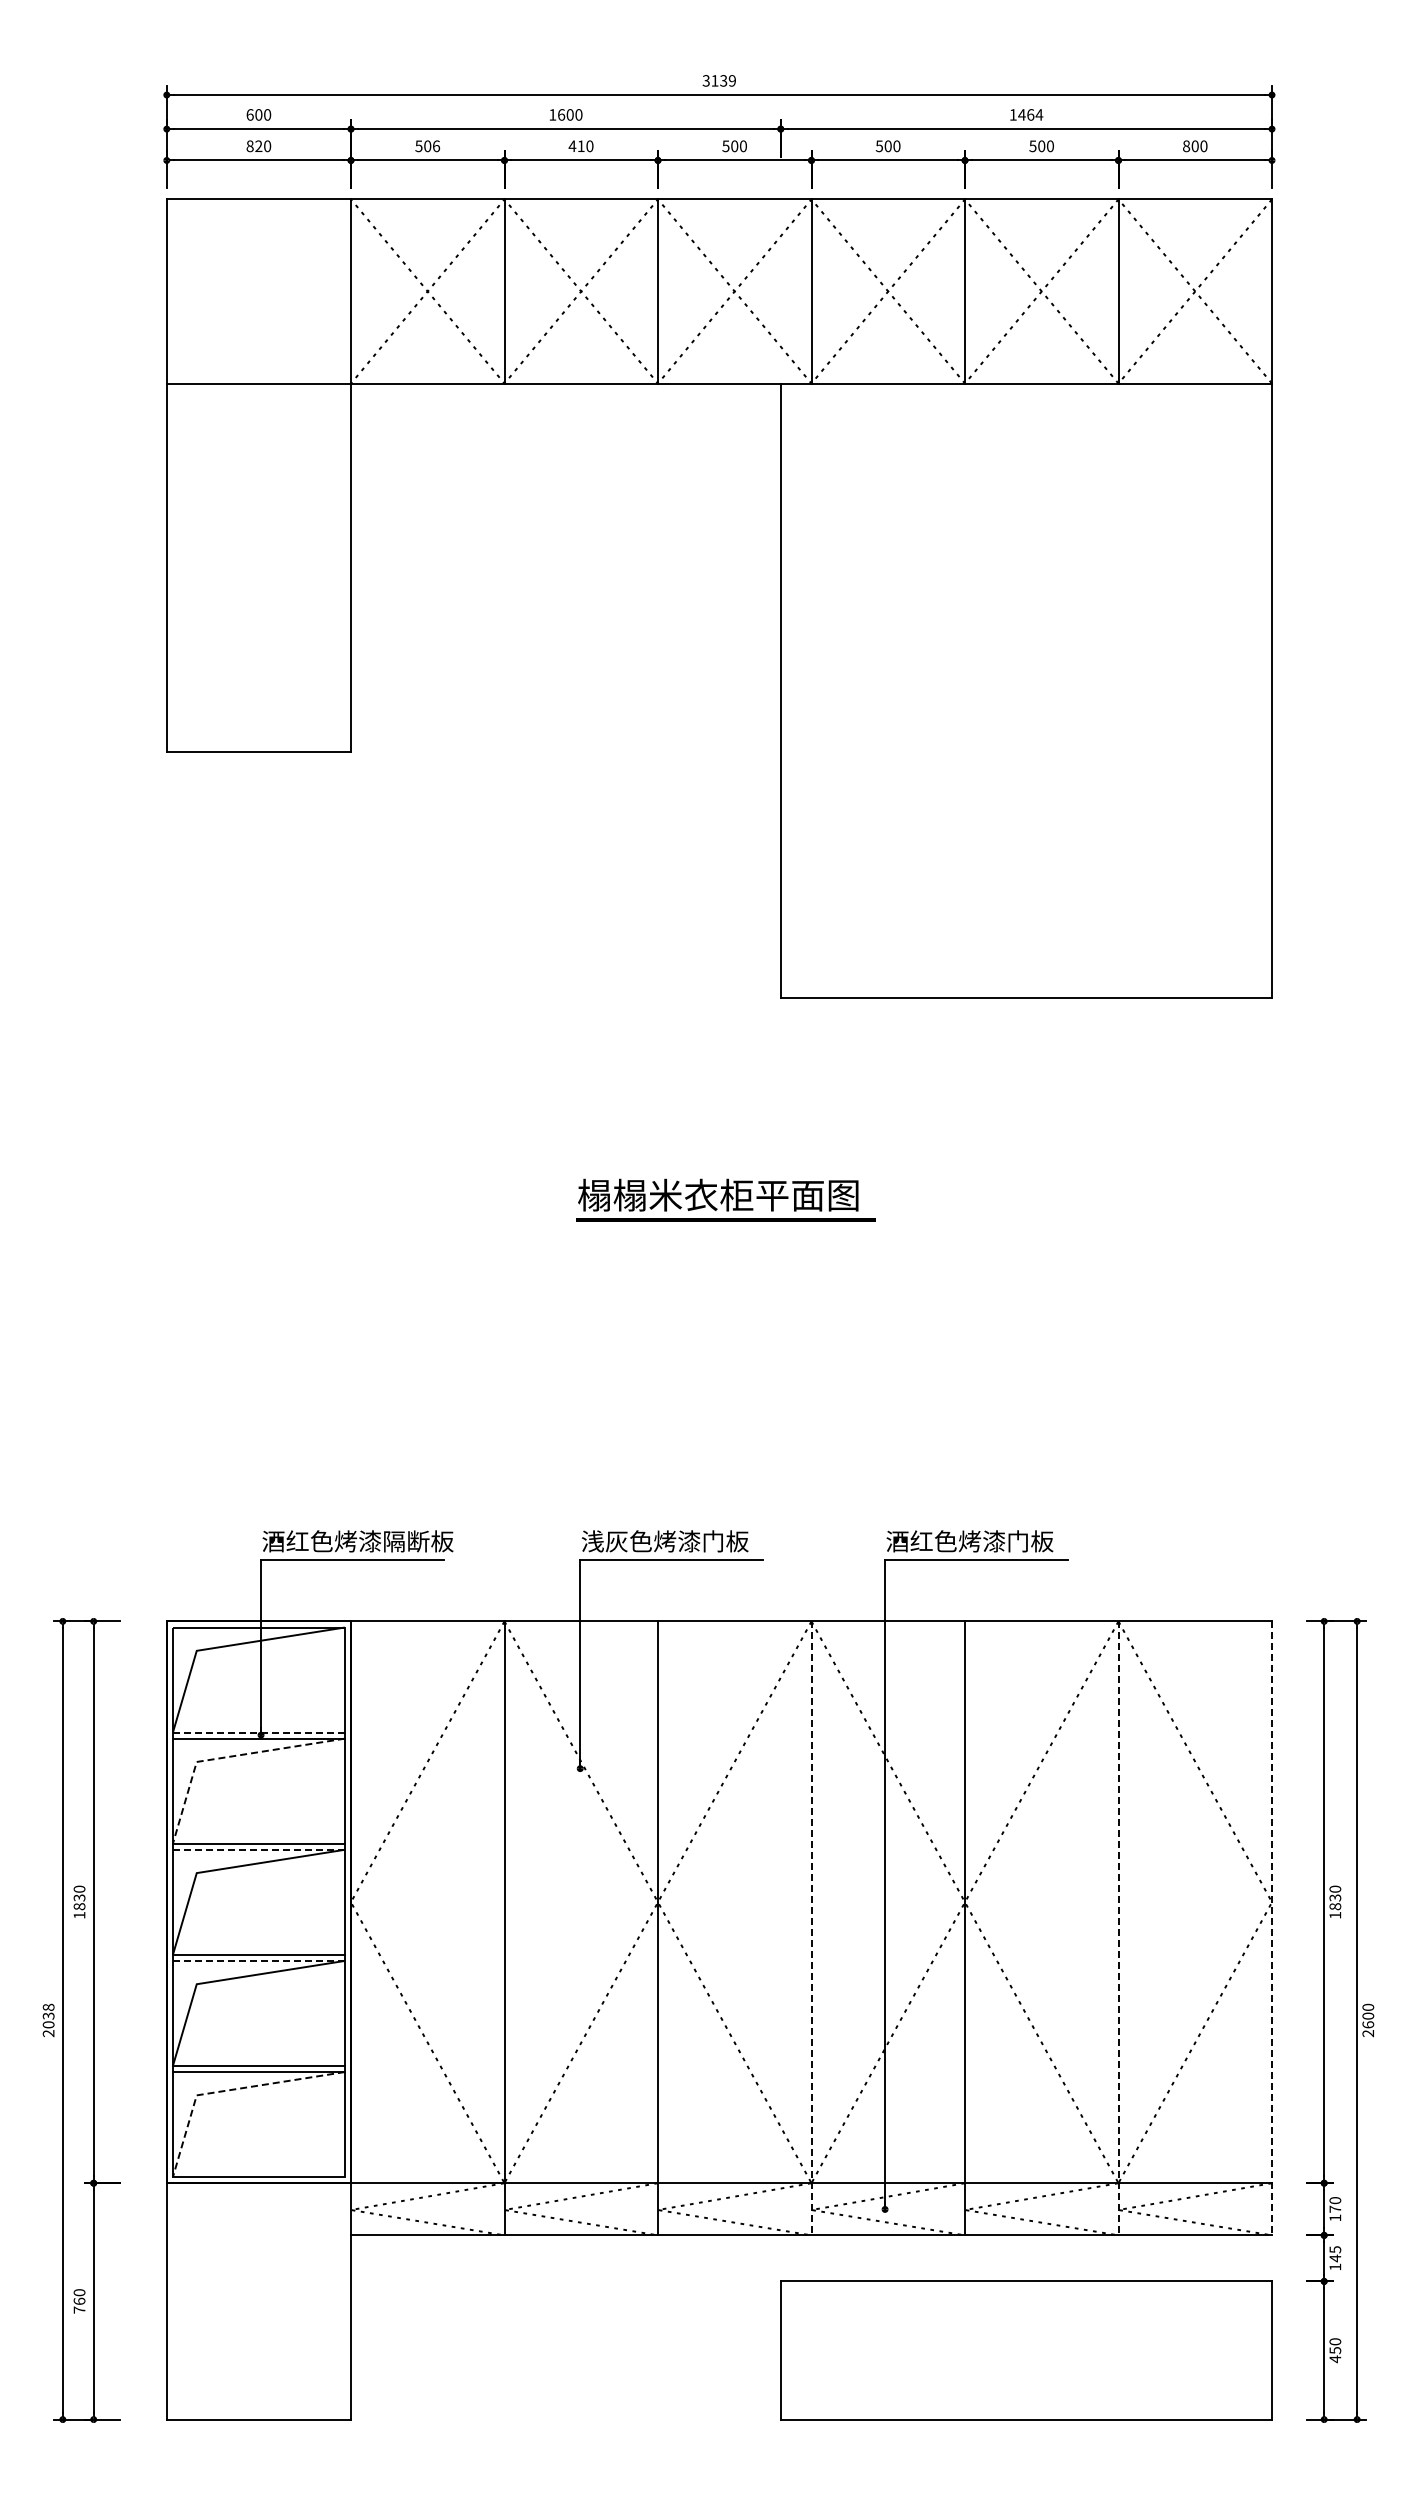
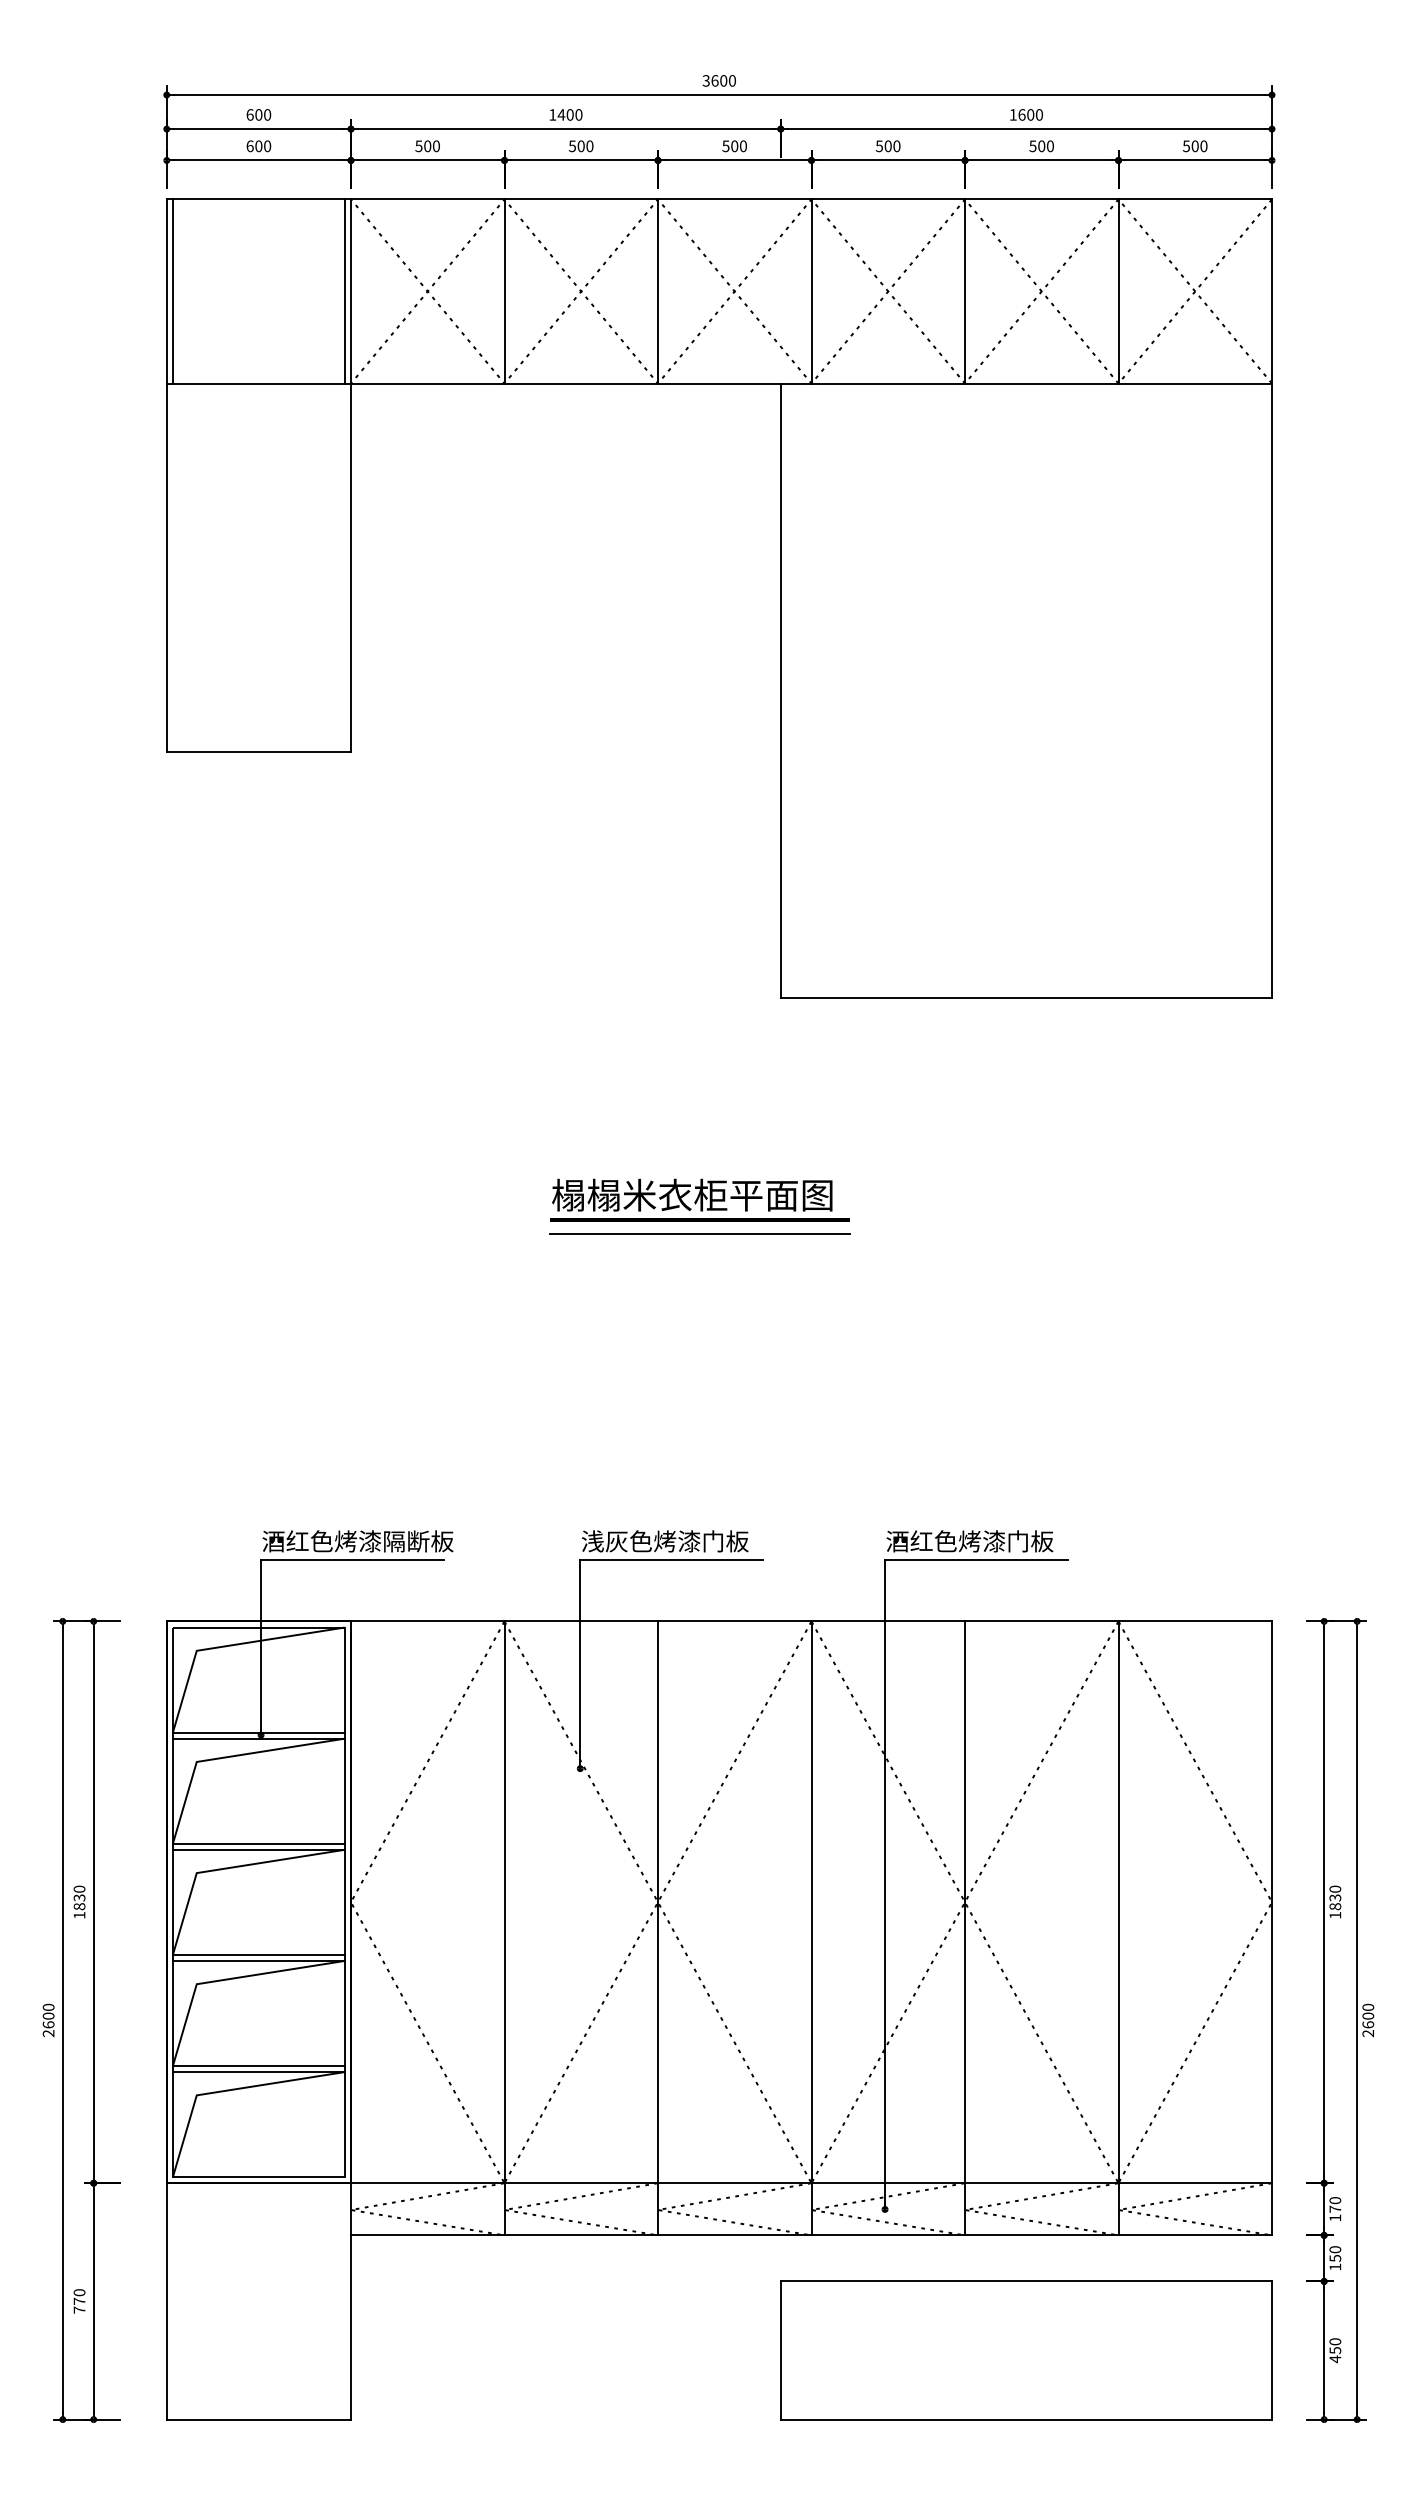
text: 3139 -> 3600 (723, 80)
text: 1600 -> 1400 (560, 114)
text: 1464 -> 1600 (1030, 114)
text: 506 -> 500 (436, 145)
text: 820 -> 600 (254, 146)
text: 410 -> 500 (576, 146)
text: 800 -> 500 (1186, 146)
line: none -> present (172, 291)
line: none -> present (344, 291)
text position: (725, 1199) -> (699, 1199) (699, 1199)
line: none -> present (699, 1233)
line: dashed -> solid (258, 1732)
line: dashed -> solid (227, 1757)
line: dashed -> solid (258, 1849)
line: dashed -> solid (811, 1928)
line: dashed -> solid (1118, 1928)
line: dashed -> solid (1272, 1928)
line: dashed -> solid (258, 1960)
text: 2038 -> 2600 (48, 2015)
line: dashed -> solid (227, 2090)
text: 145 -> 150 (1335, 2254)
text: 760 -> 770 (79, 2300)
